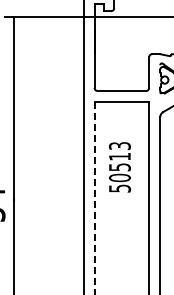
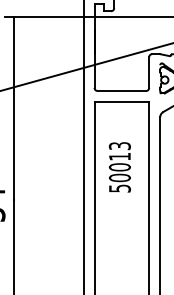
line: none -> present (86, 67)
text: 50513 -> 50013 (119, 167)
line: dashed -> solid (94, 199)
